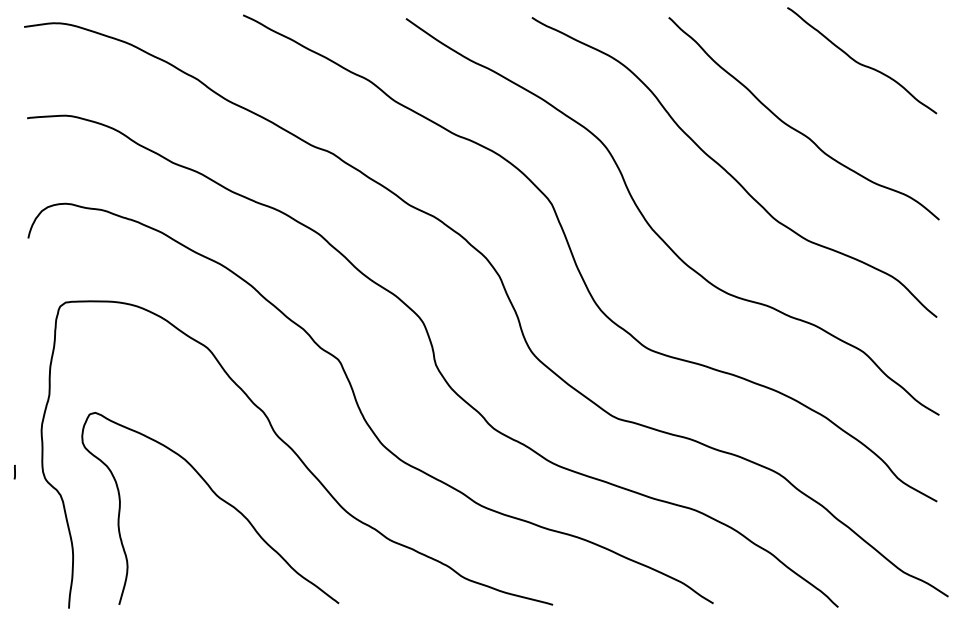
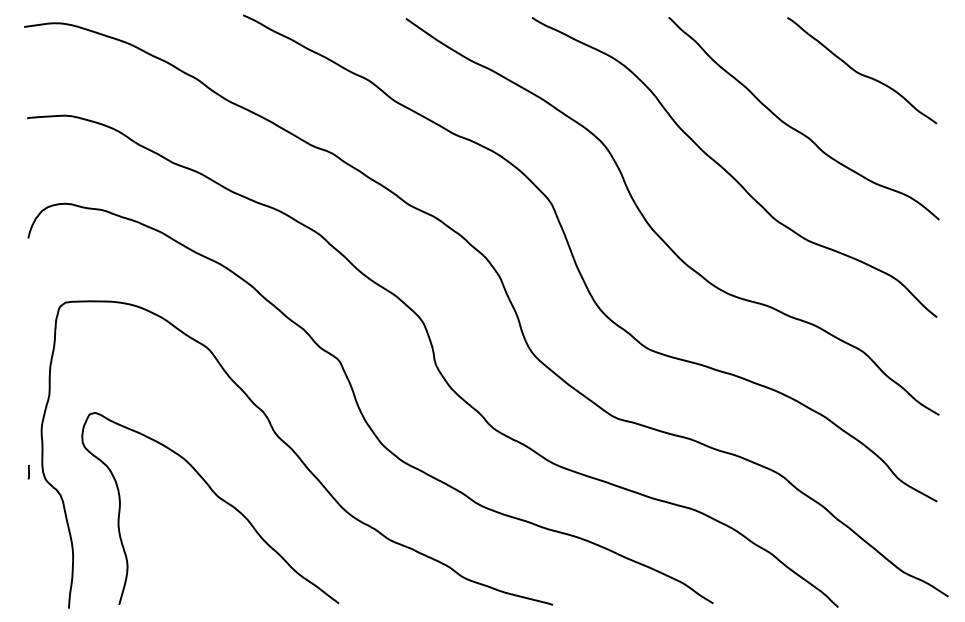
curve position: (861, 63) -> (861, 73) (861, 73)
line position: (14, 472) -> (28, 472) (28, 472)
